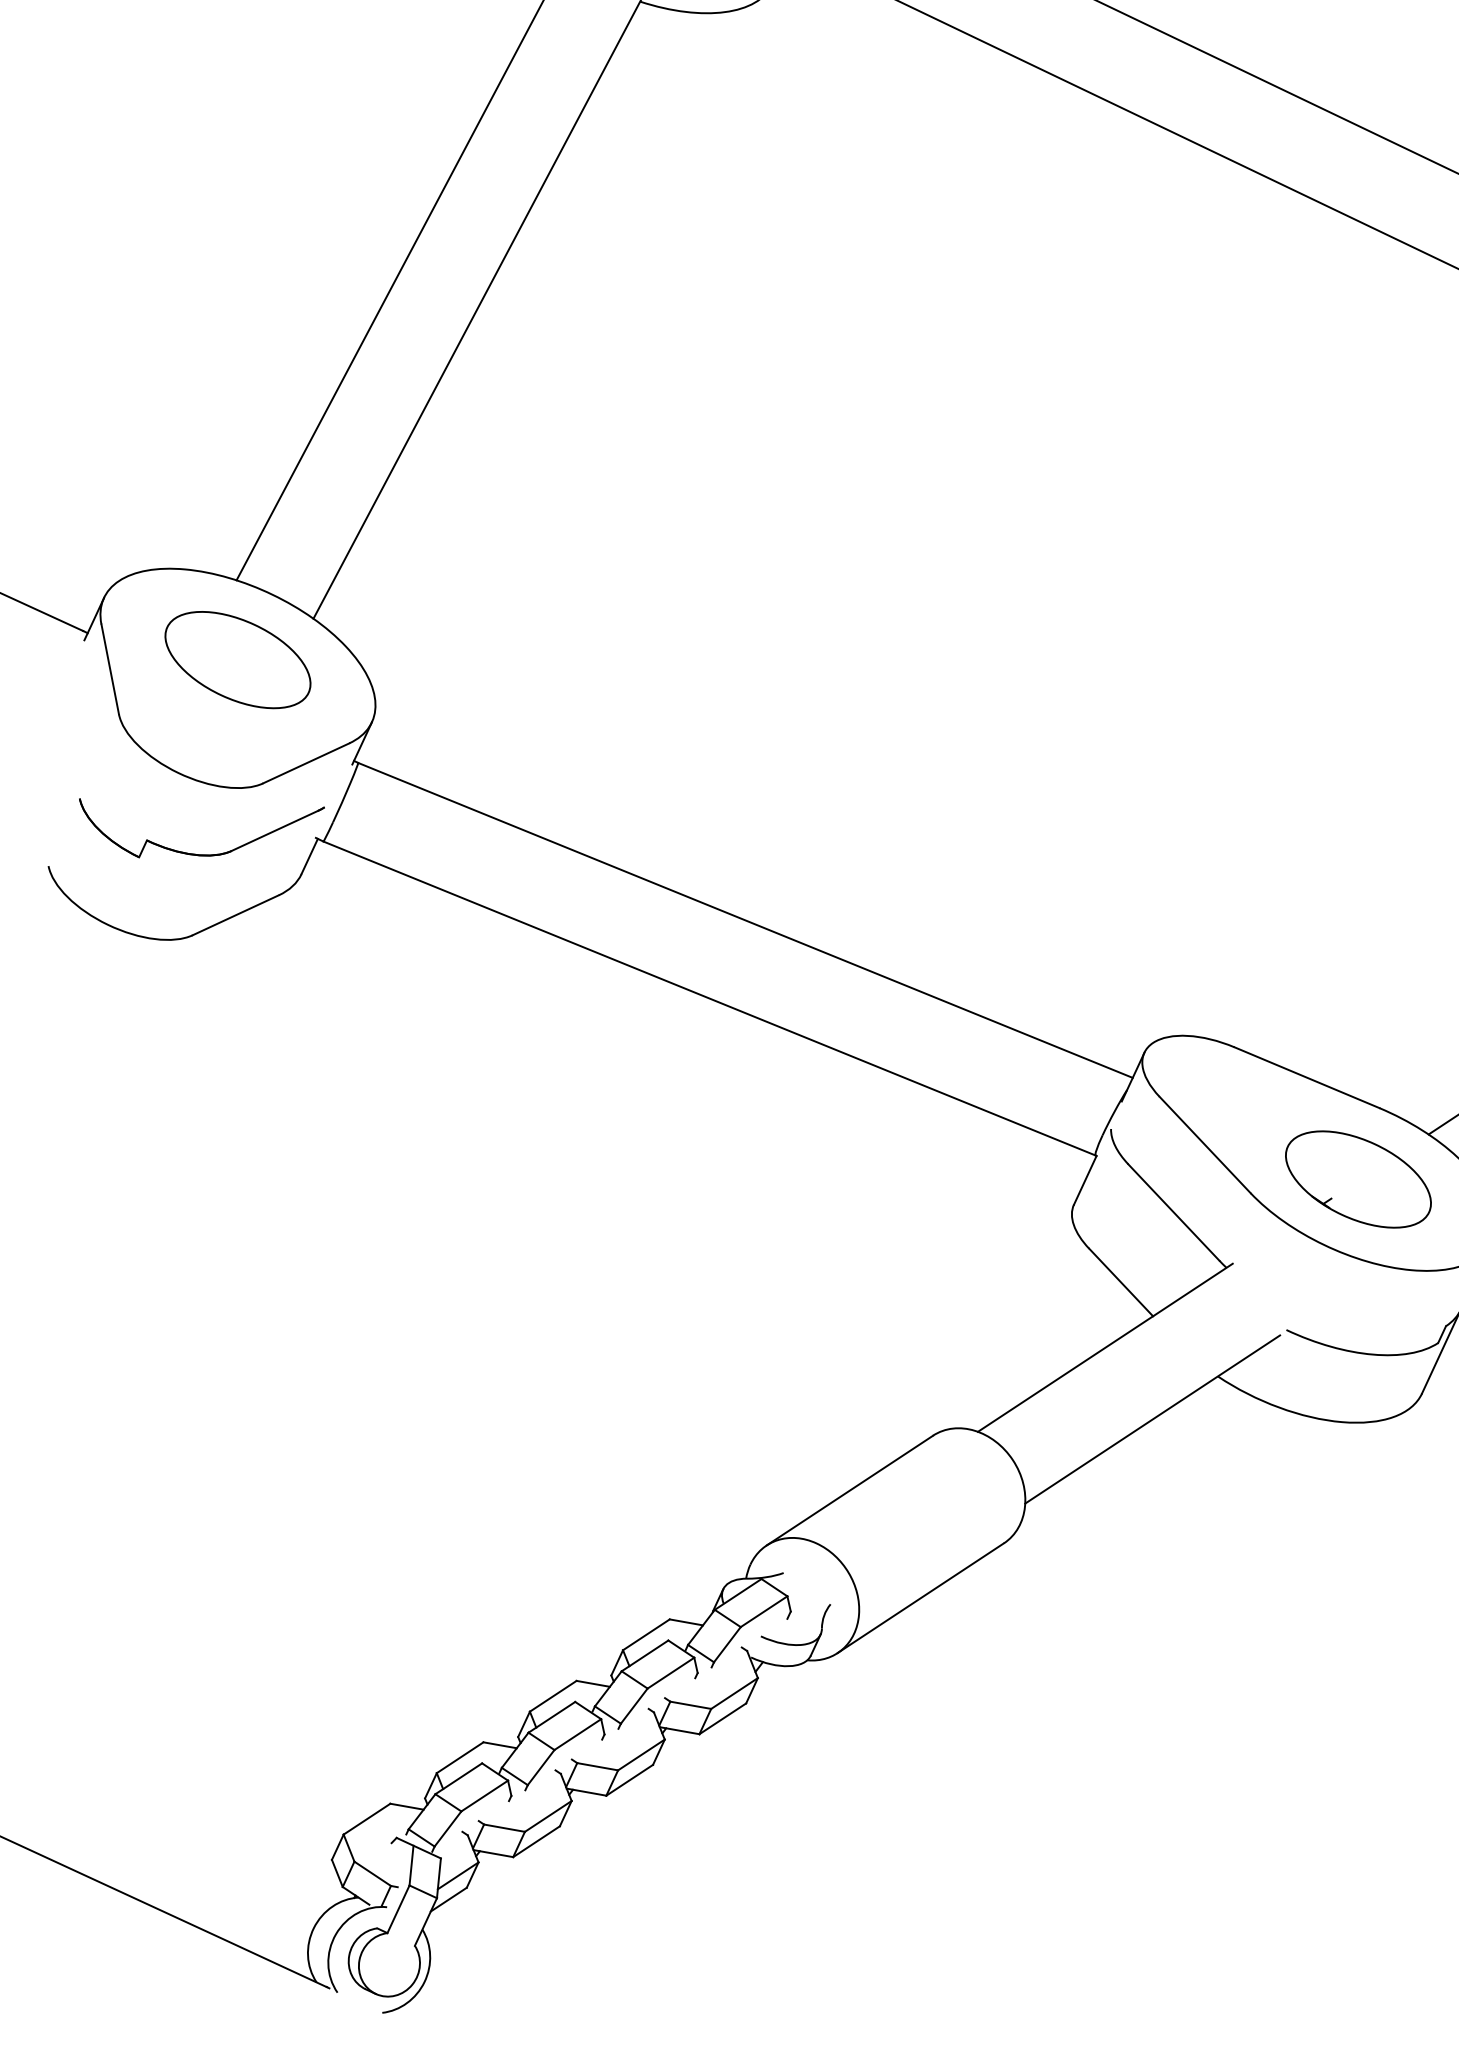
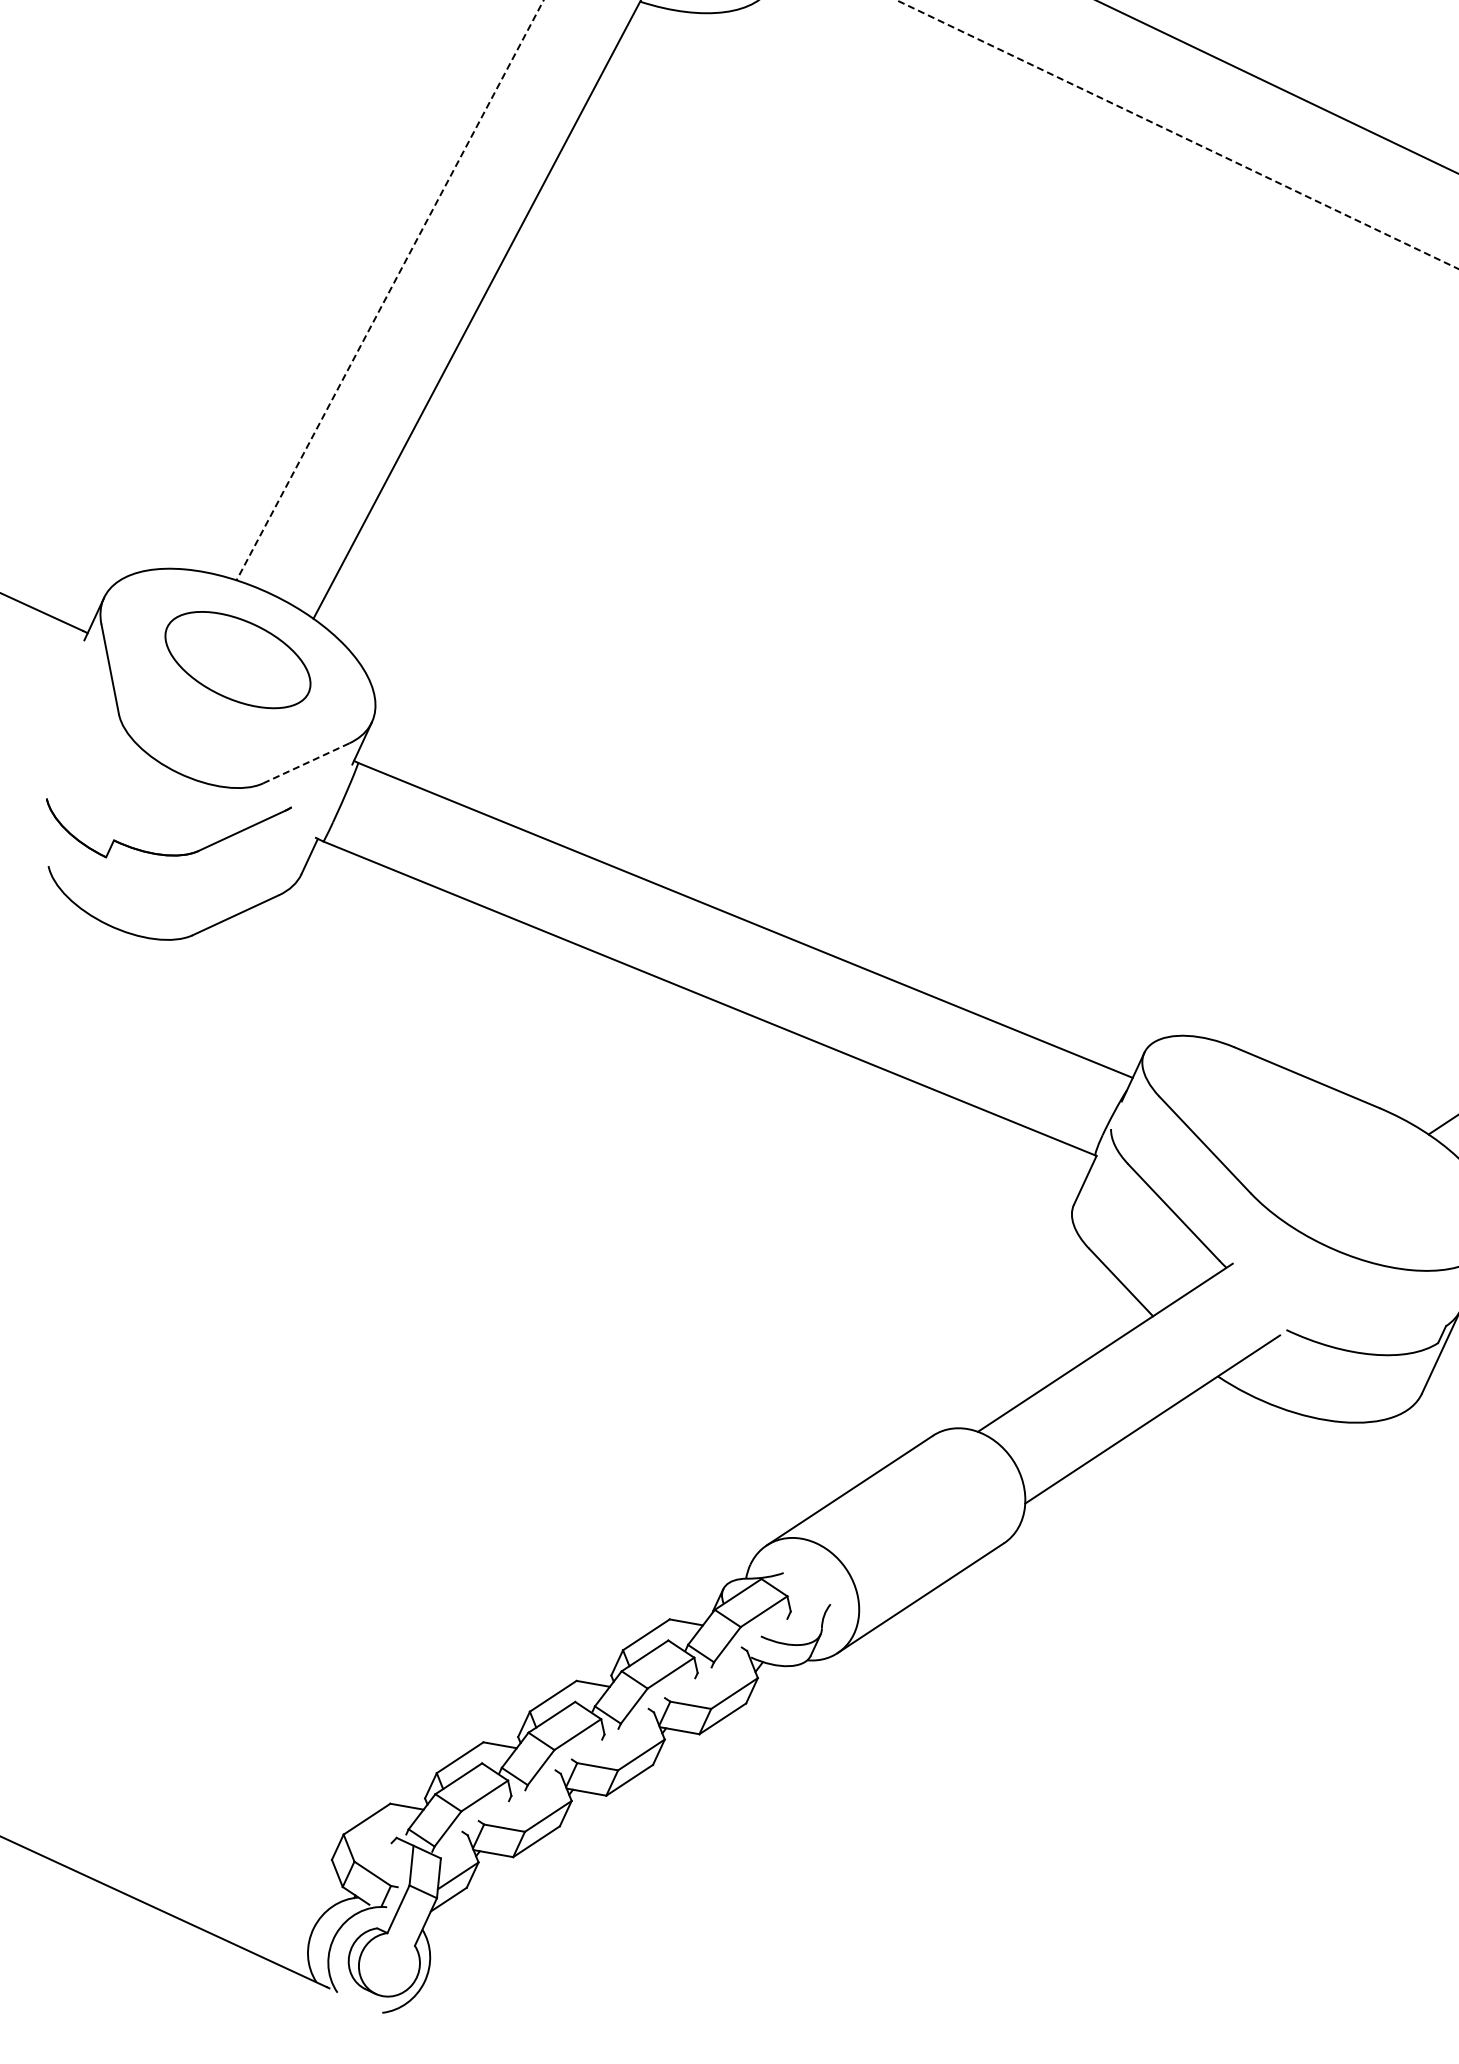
line: solid -> dashed (1177, 134)
line: solid -> dashed (390, 290)
line: solid -> dashed (305, 763)
part position: (195, 853) -> (162, 853) (162, 853)
part: present -> none (1358, 1179)
